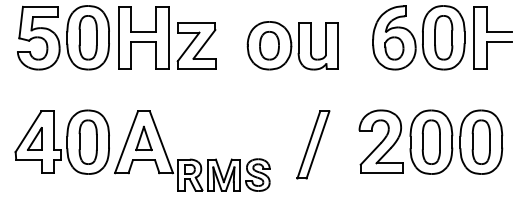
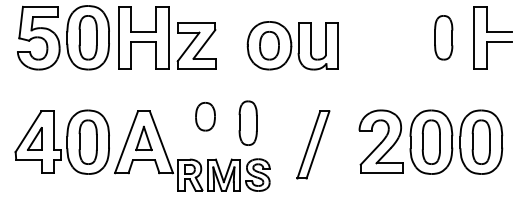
part: present -> none (418, 37)
part: none -> present (205, 116)
part: none -> present (247, 122)
